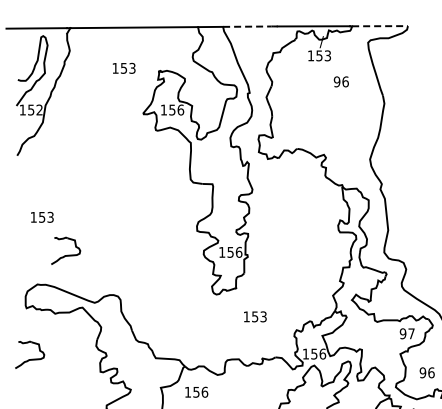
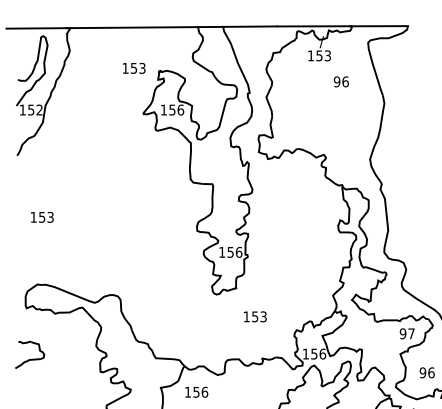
line: dashed -> solid (248, 26)
line: dashed -> solid (380, 26)
text position: (123, 67) -> (133, 67) (133, 67)
part: present -> none (66, 250)
